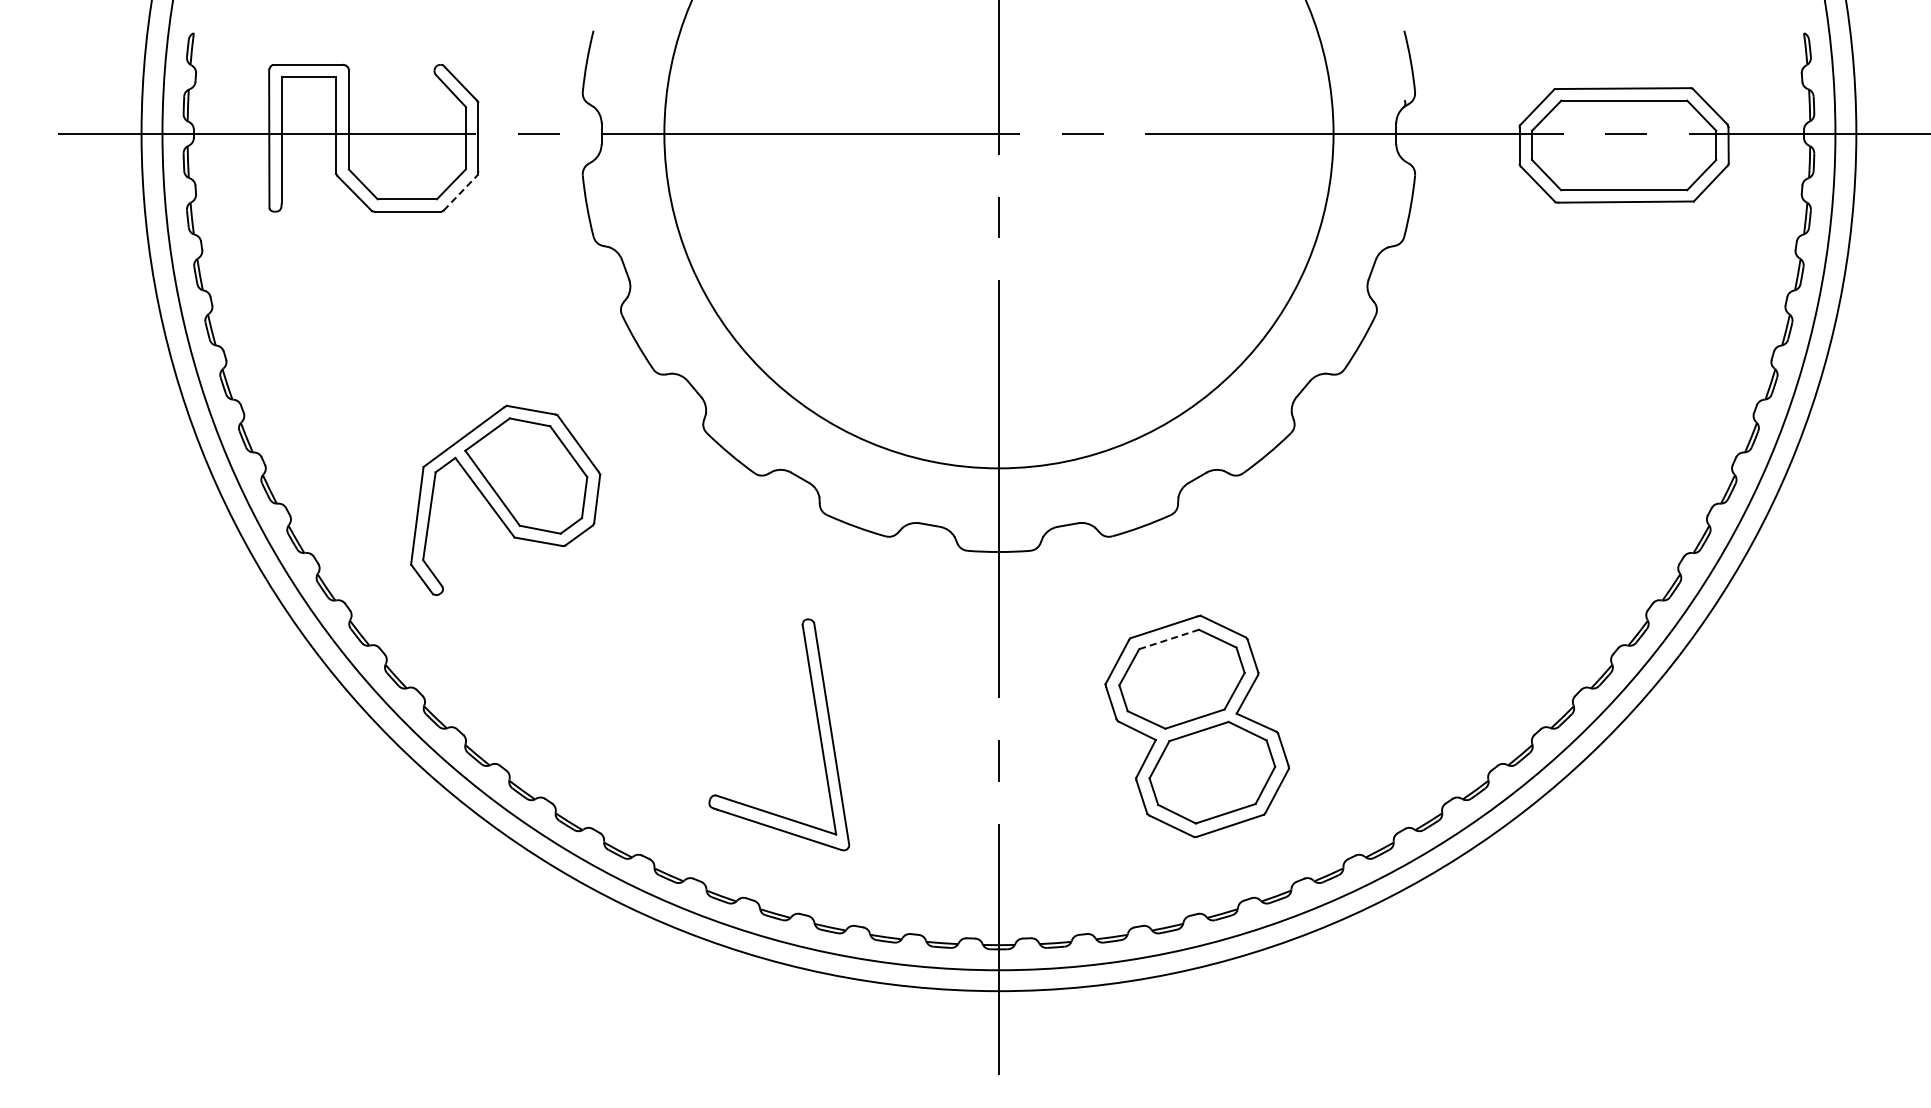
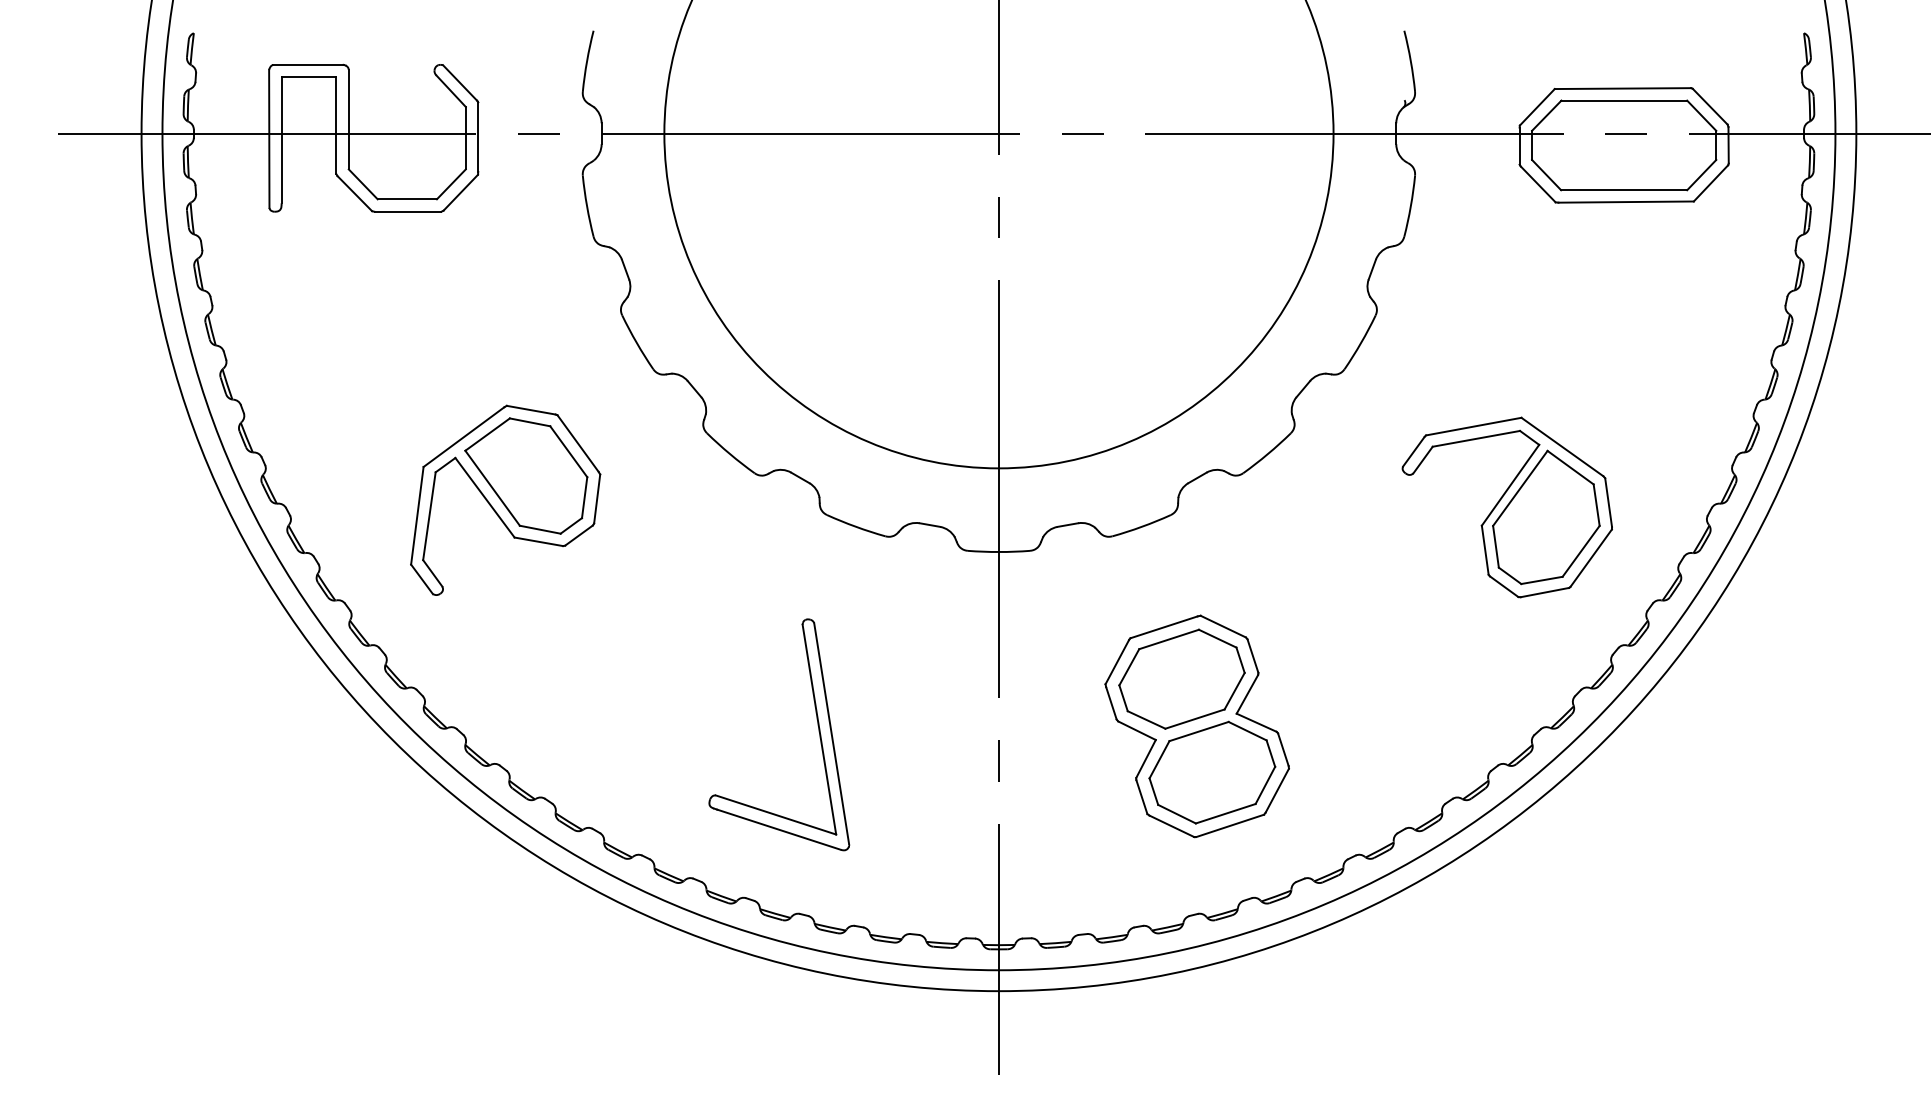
line: dashed -> solid (460, 192)
part: none -> present (1506, 507)
line: dashed -> solid (1169, 639)
